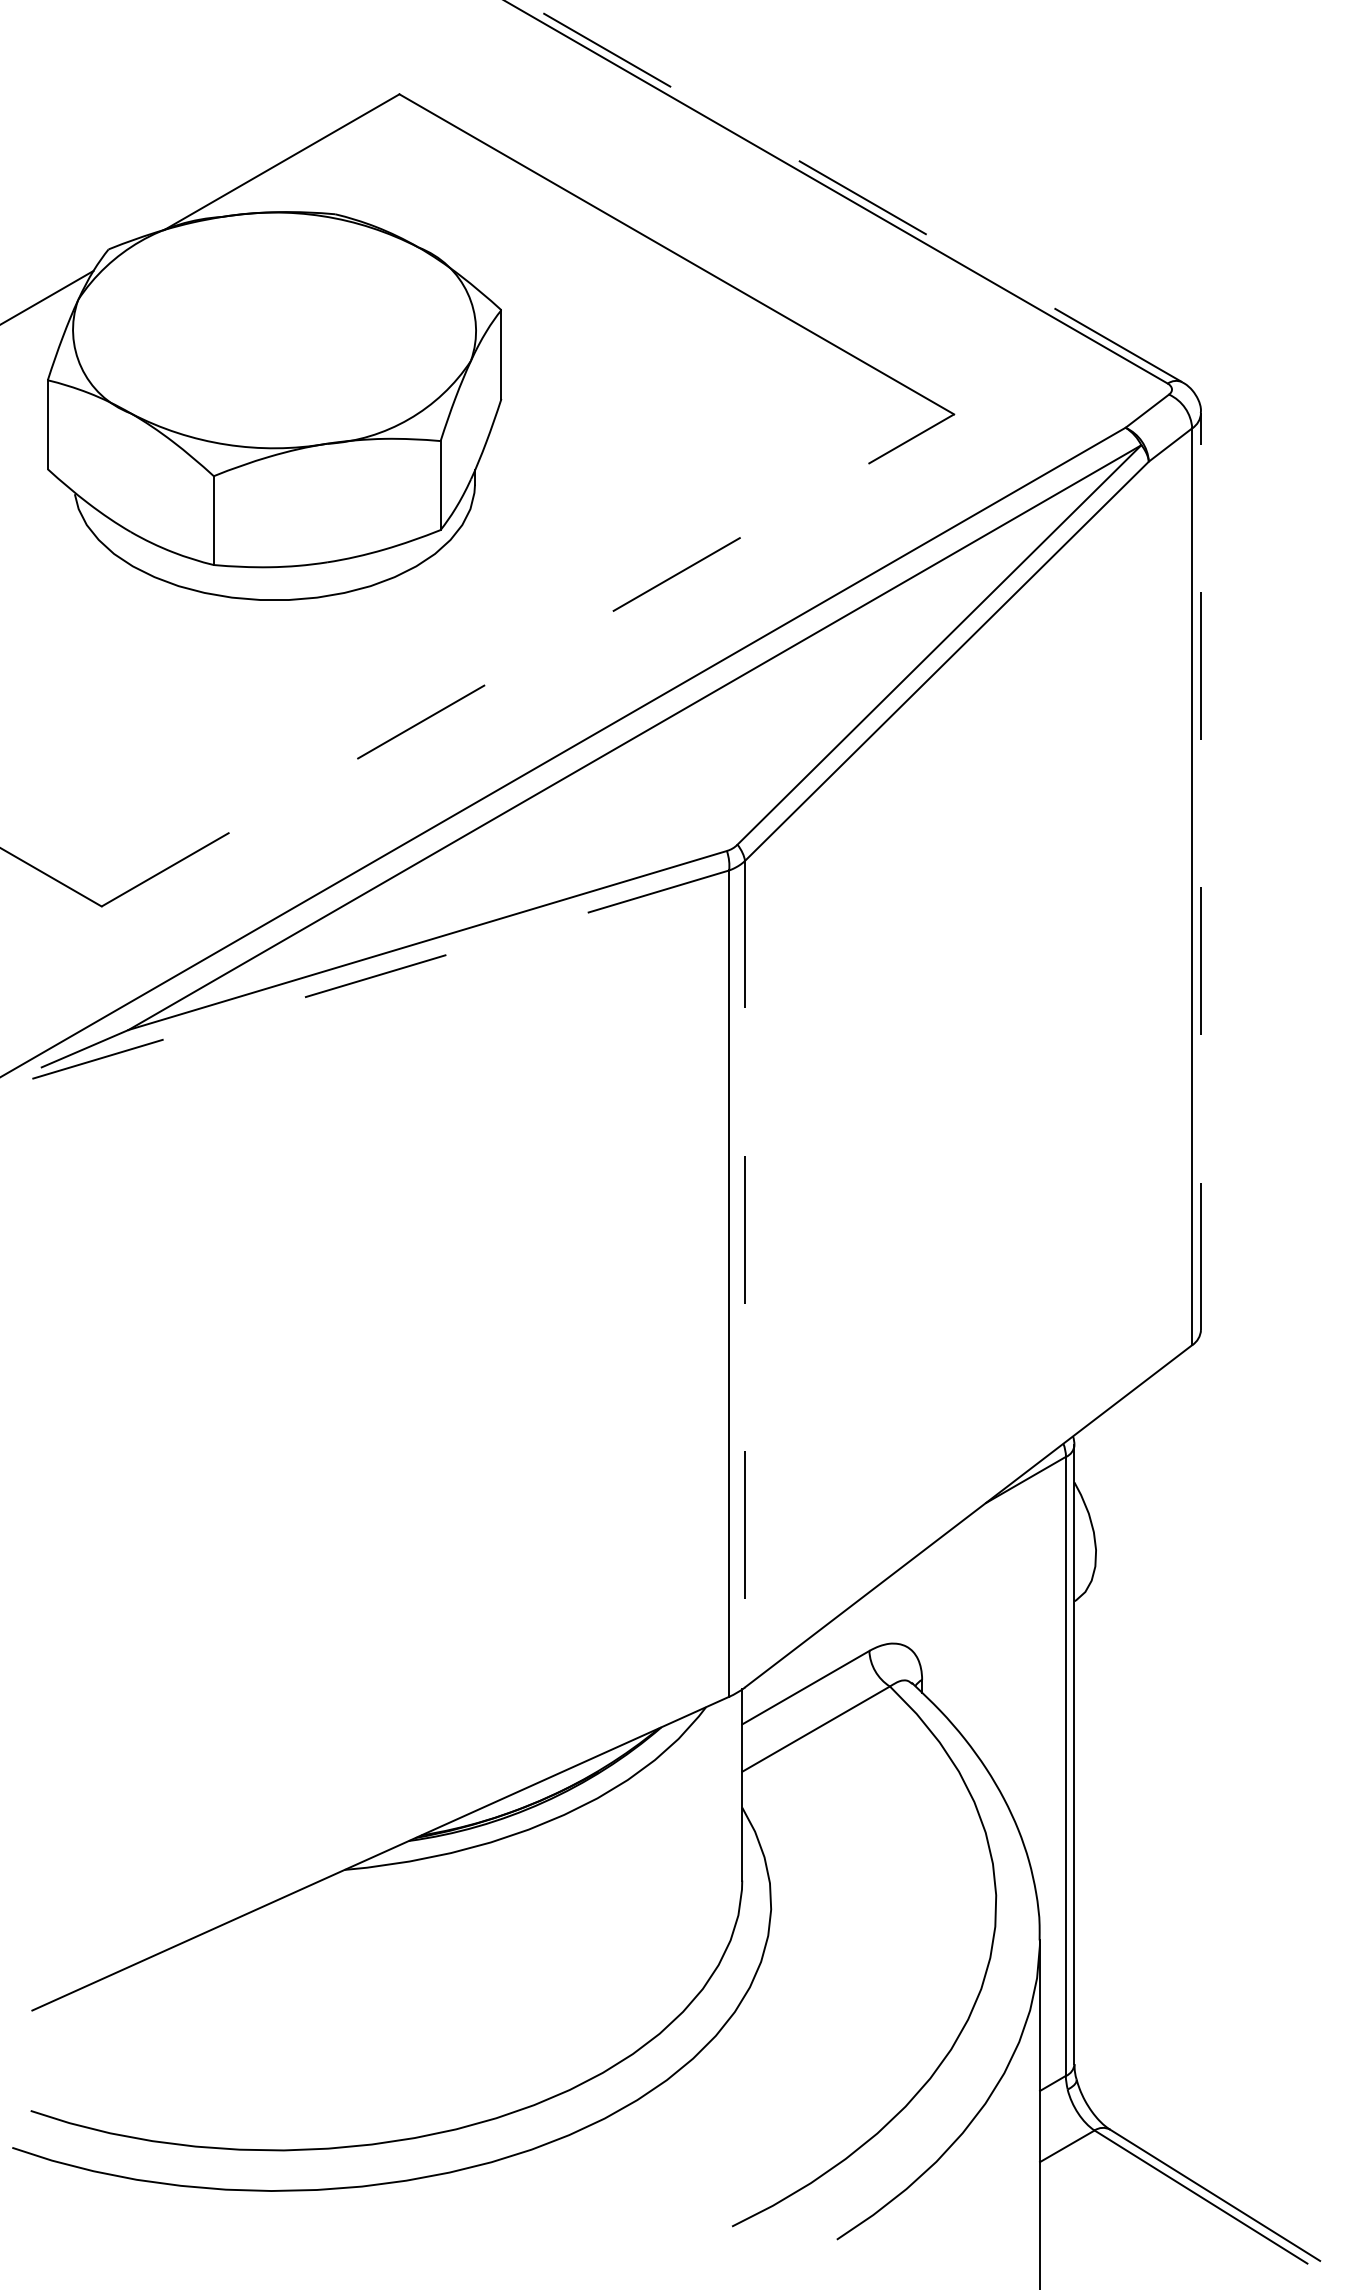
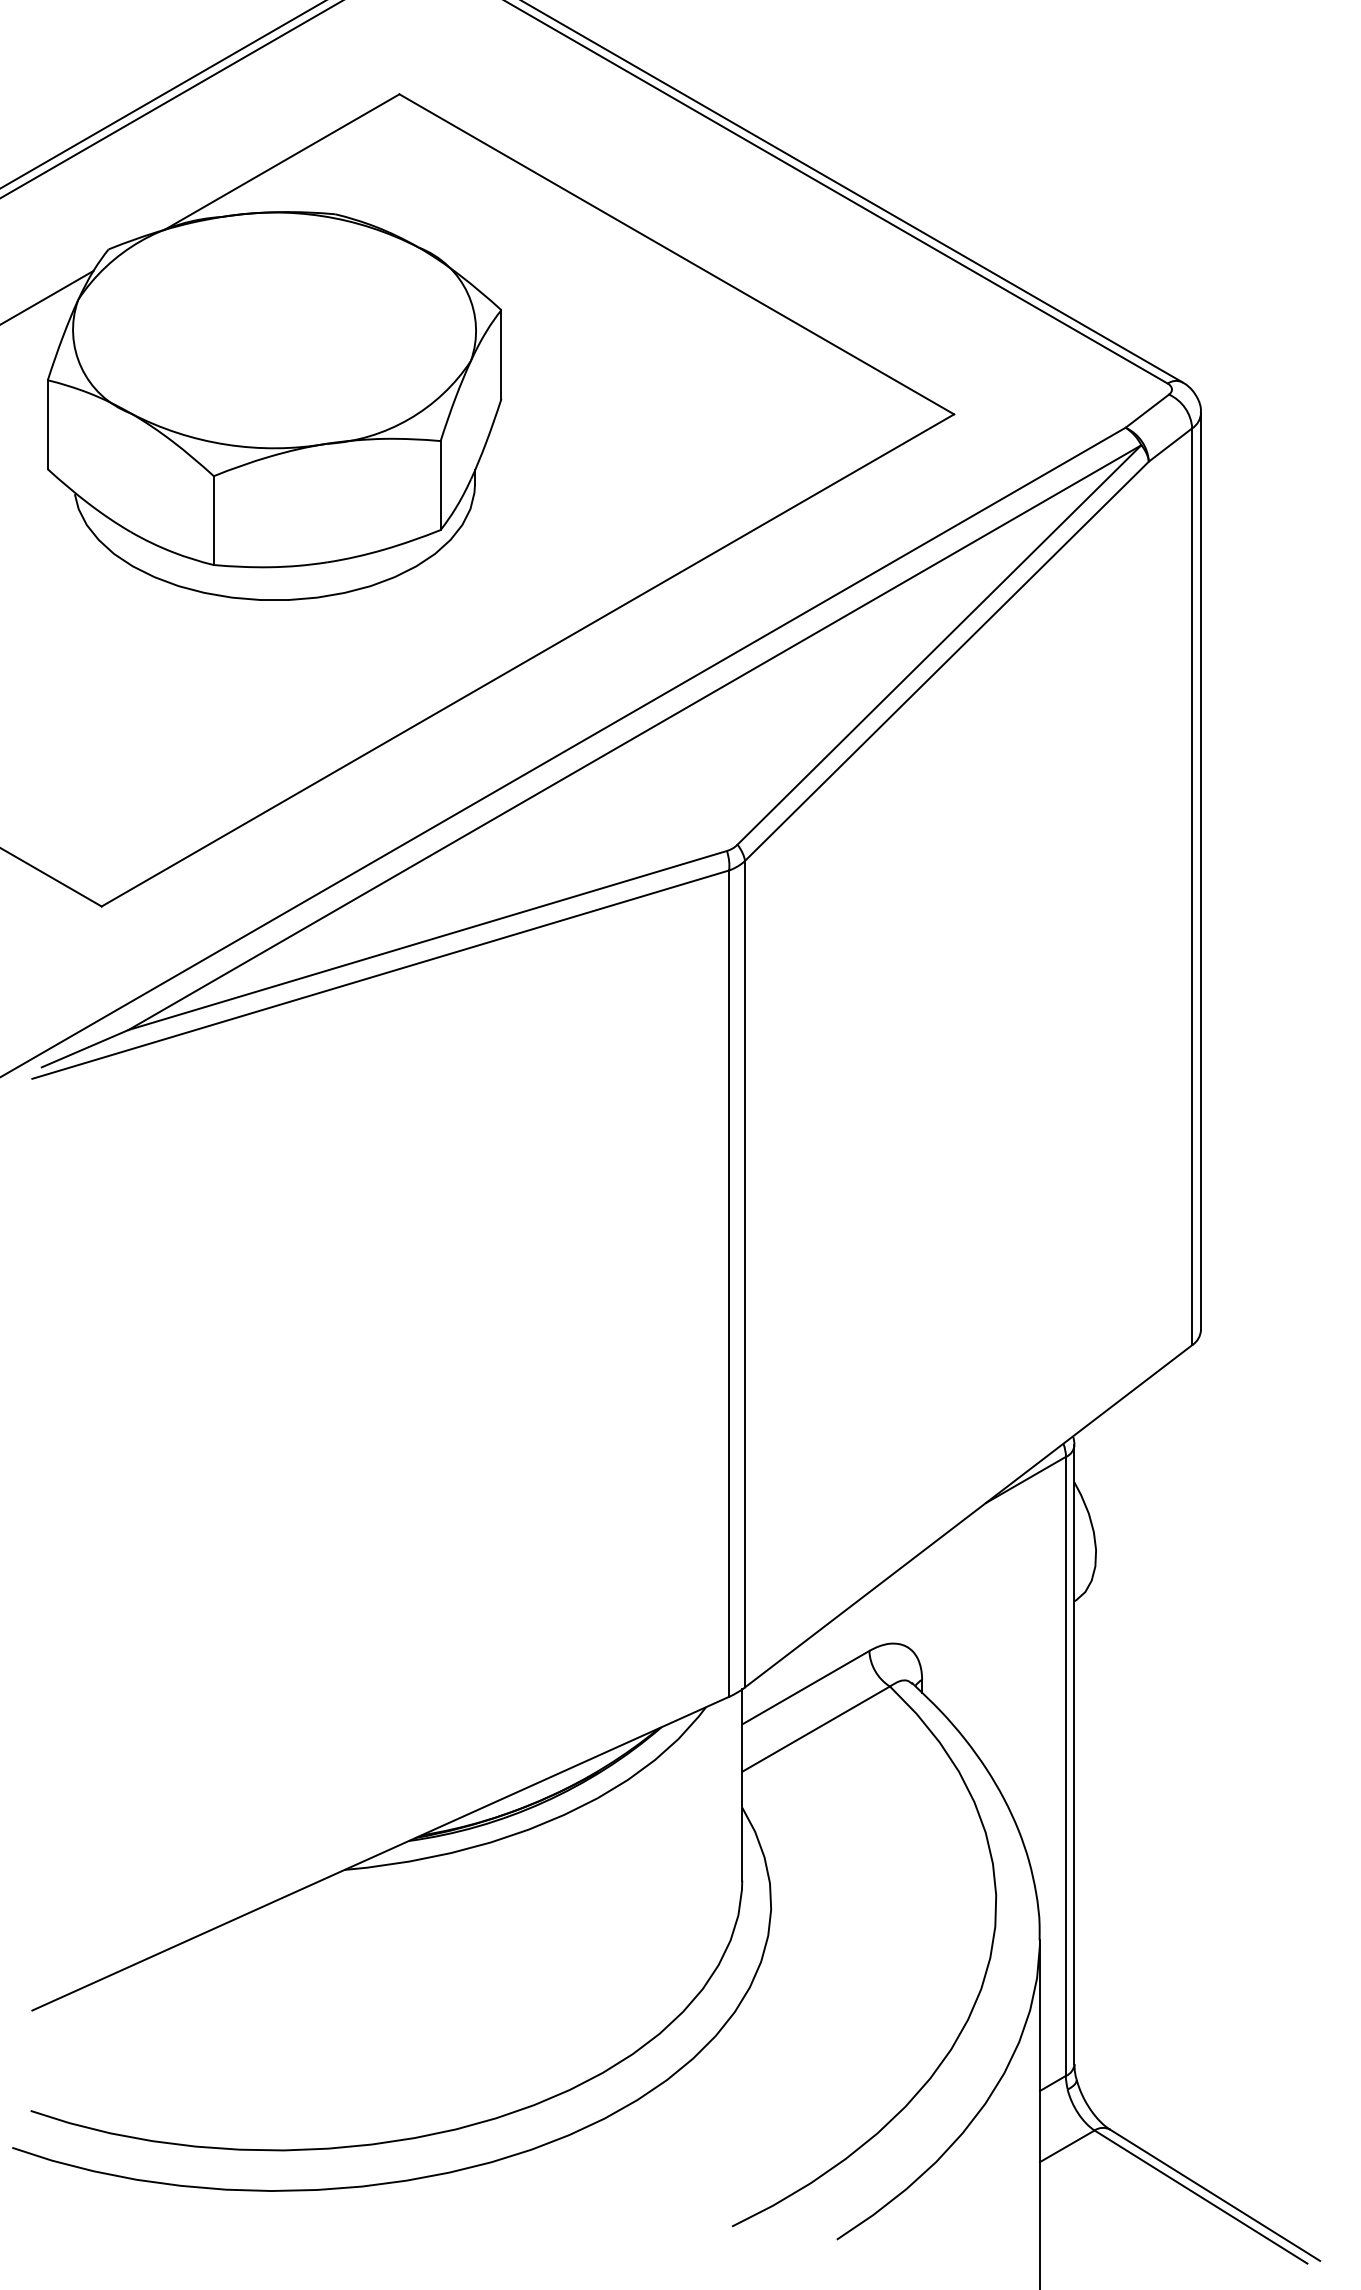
line: none -> present (162, 94)
line: none -> present (171, 99)
line: dashed -> solid (850, 190)
line: dashed -> solid (528, 660)
line: dashed -> solid (1201, 871)
line: dashed -> solid (380, 974)
line: dashed -> solid (745, 1274)
